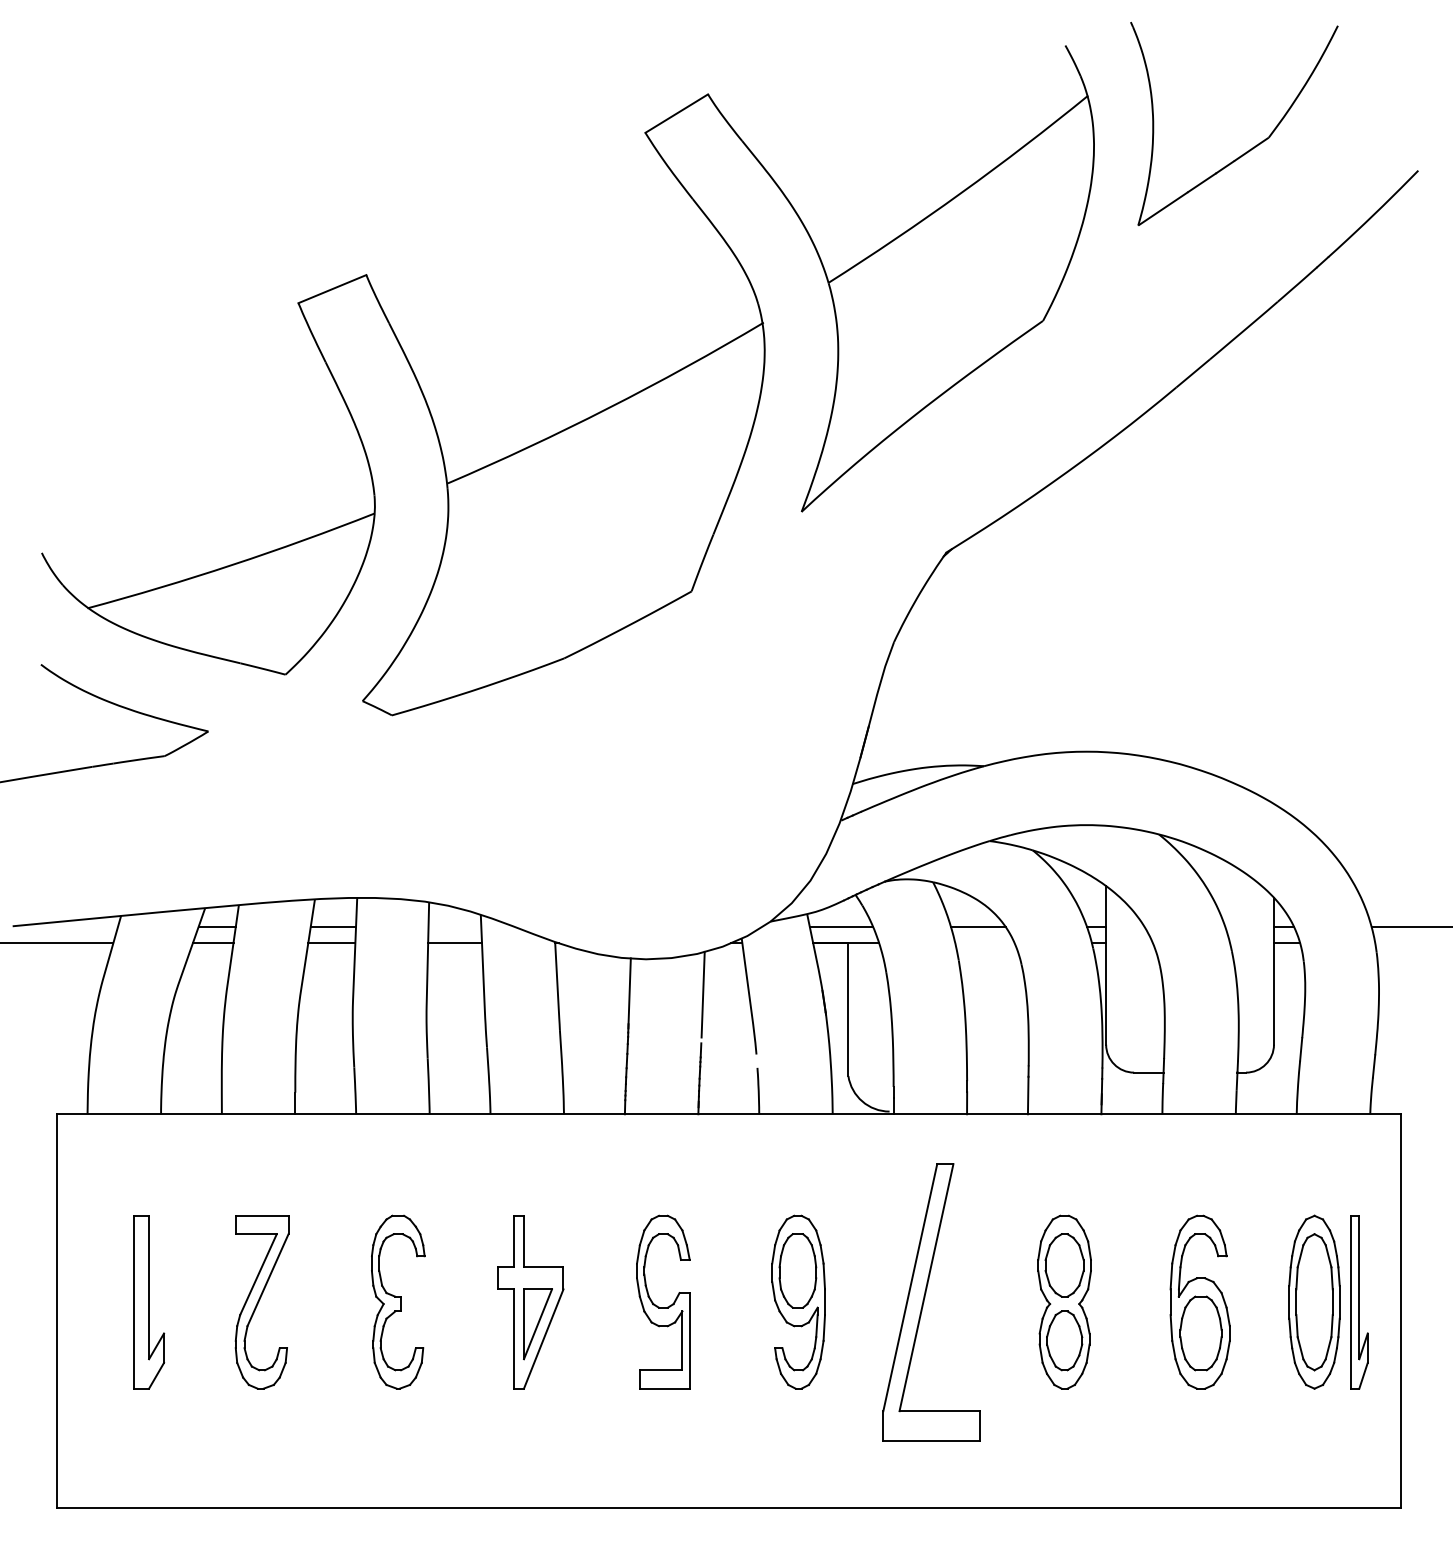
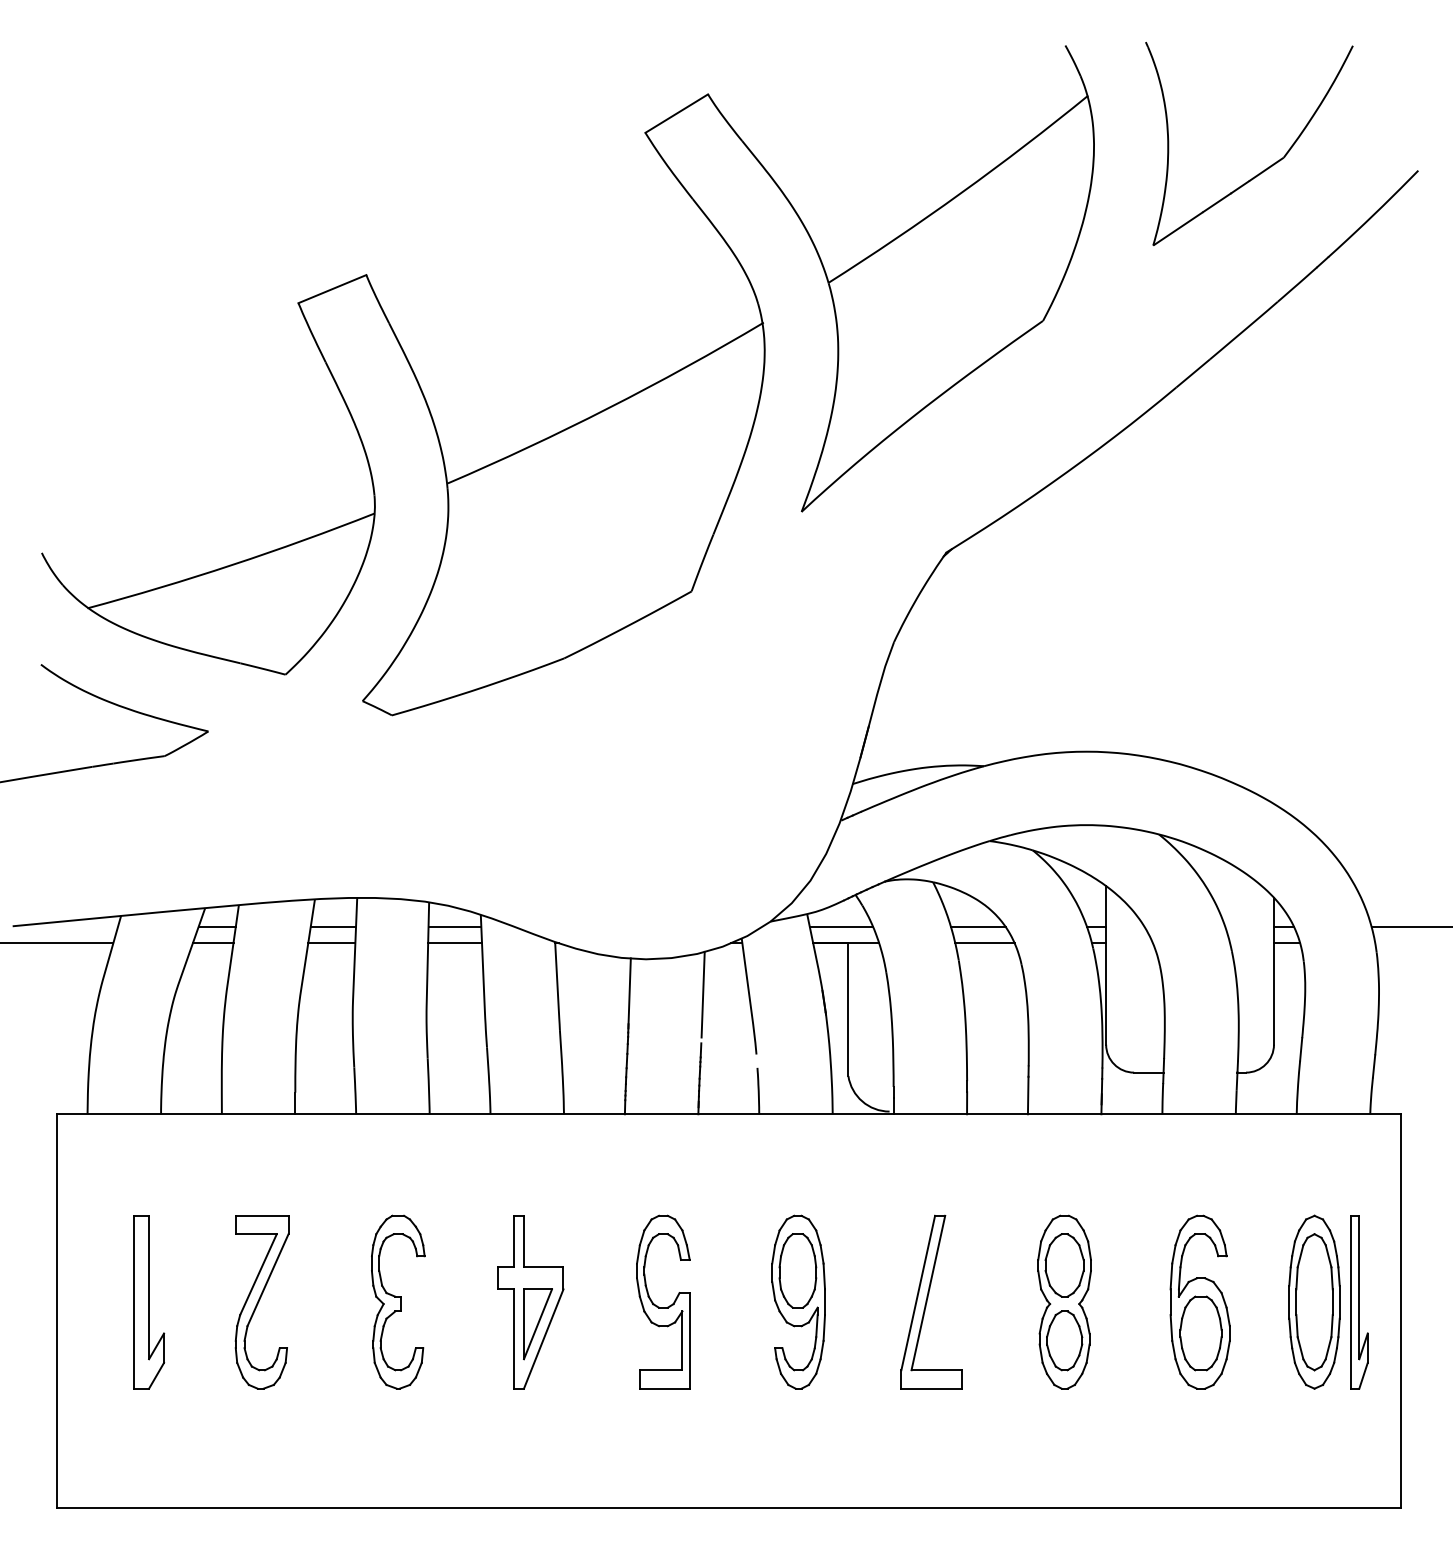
part position: (1253, 146) -> (1268, 166) (1268, 166)
line: none -> present (454, 927)
line: none -> present (984, 943)
part size: 99x279 px -> 63x176 px (931, 1301)
